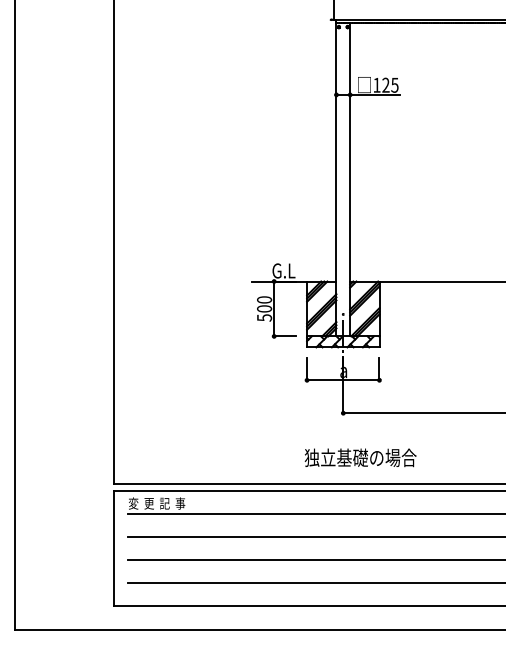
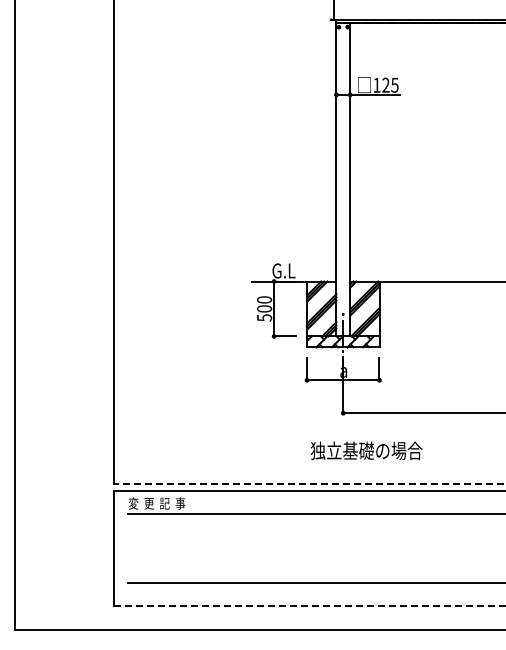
text position: (360, 457) -> (366, 450) (366, 450)
line: solid -> dashed (309, 483)
line: present -> none (314, 536)
line: present -> none (314, 559)
line: solid -> dashed (309, 605)
